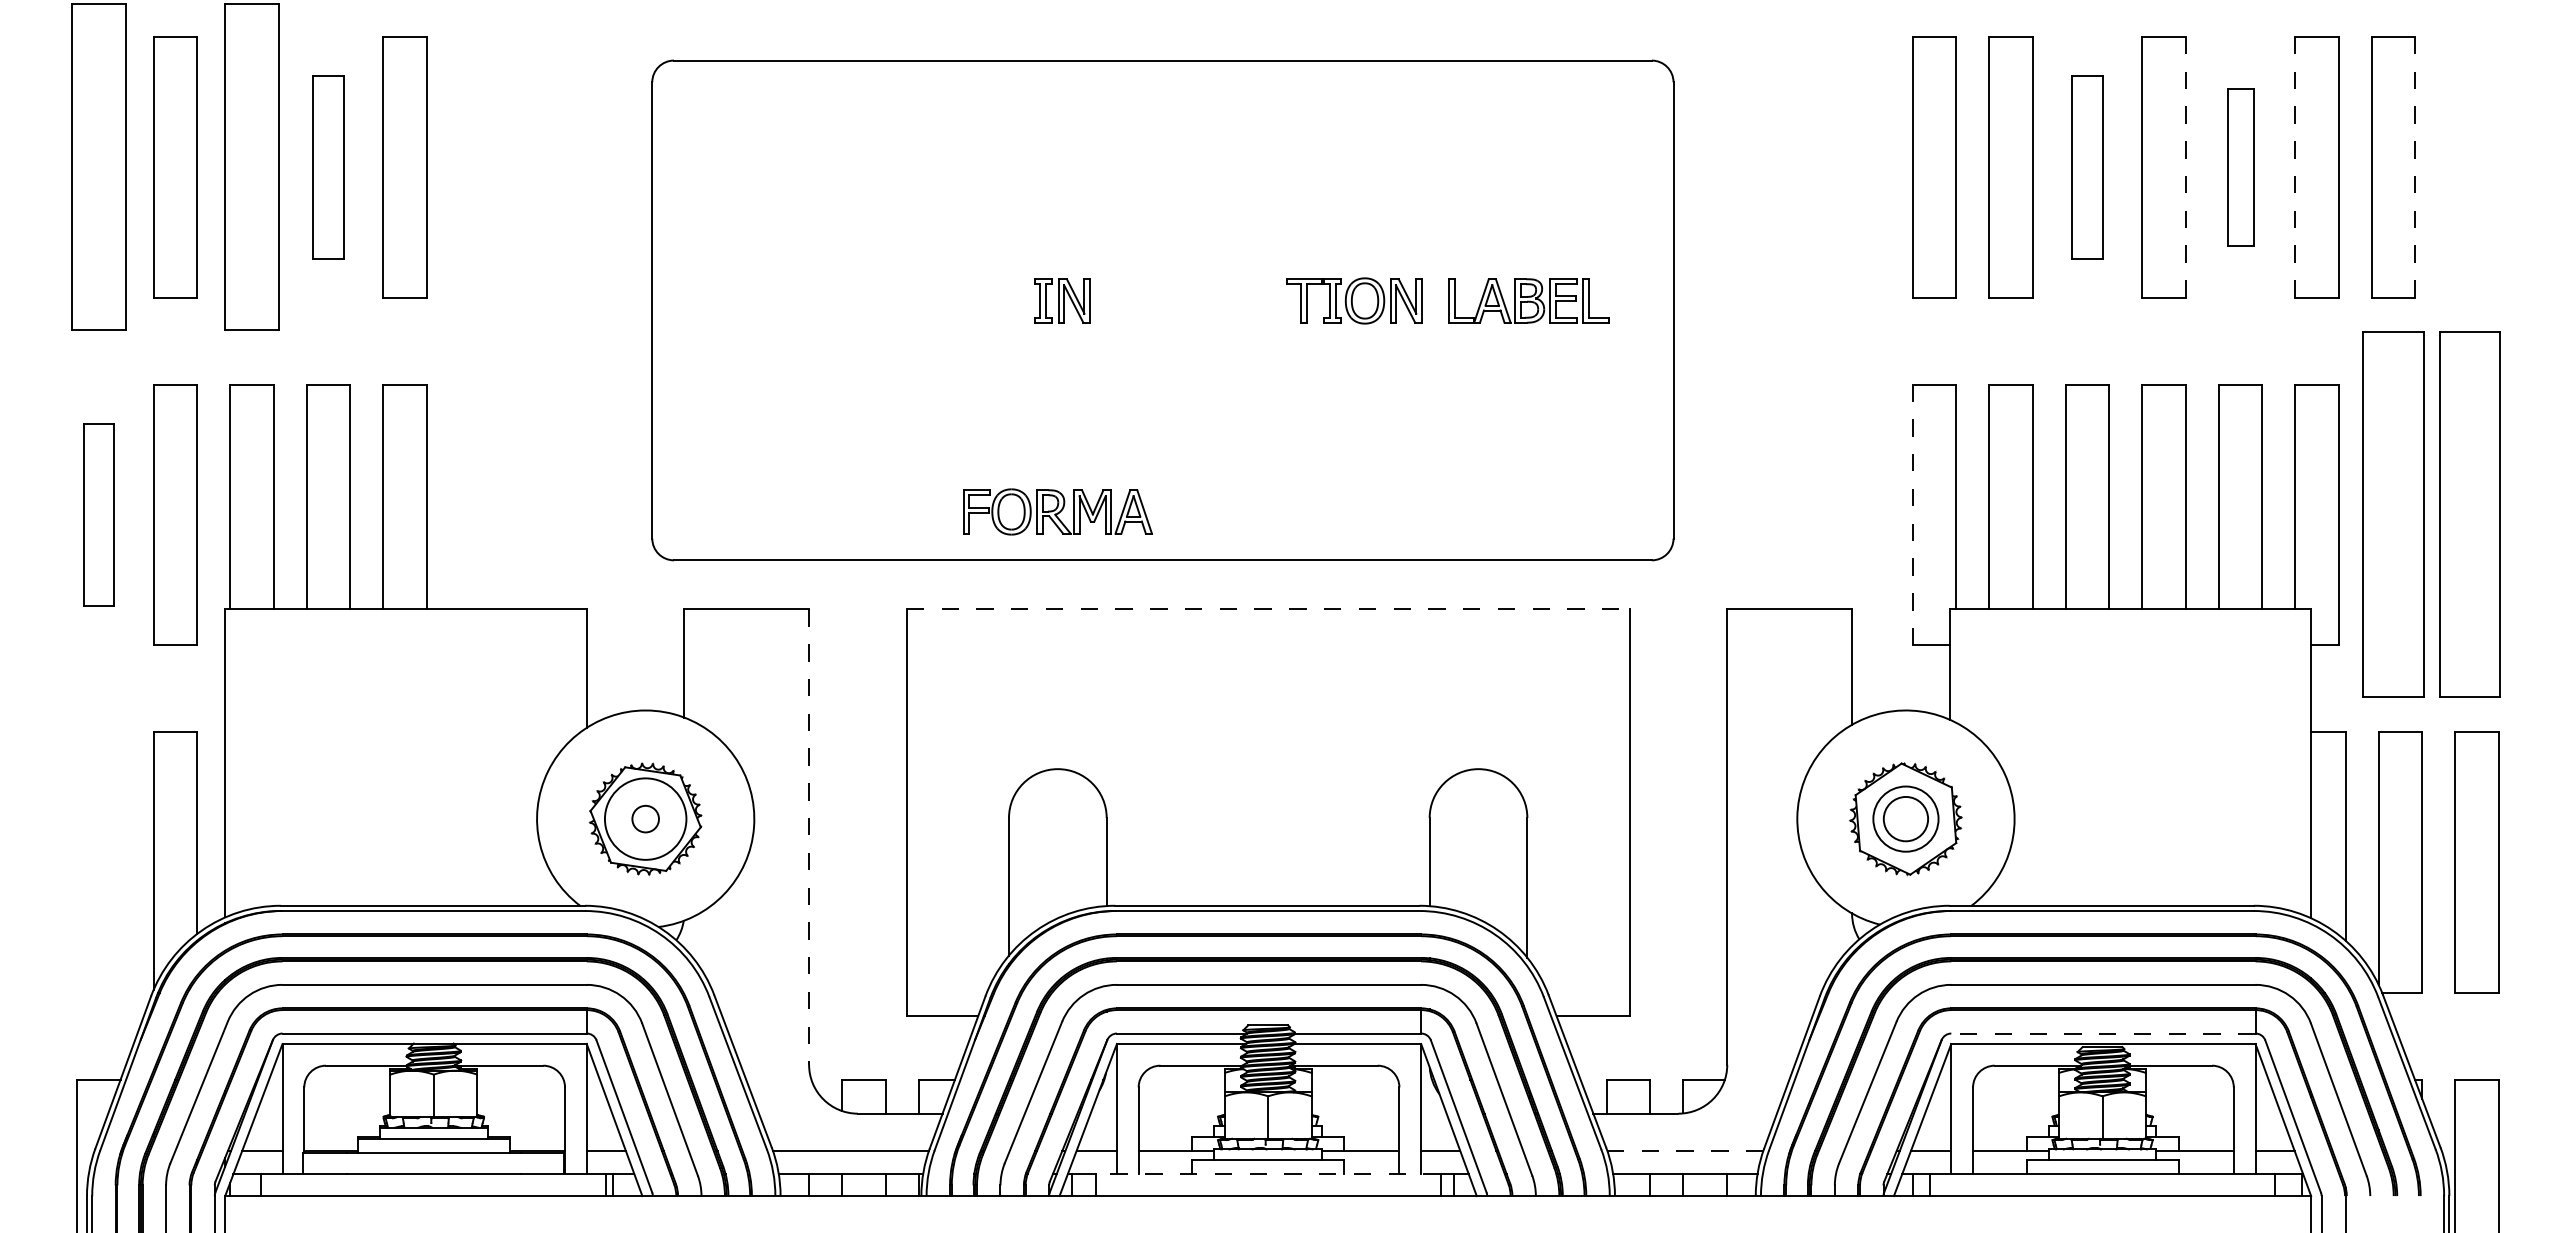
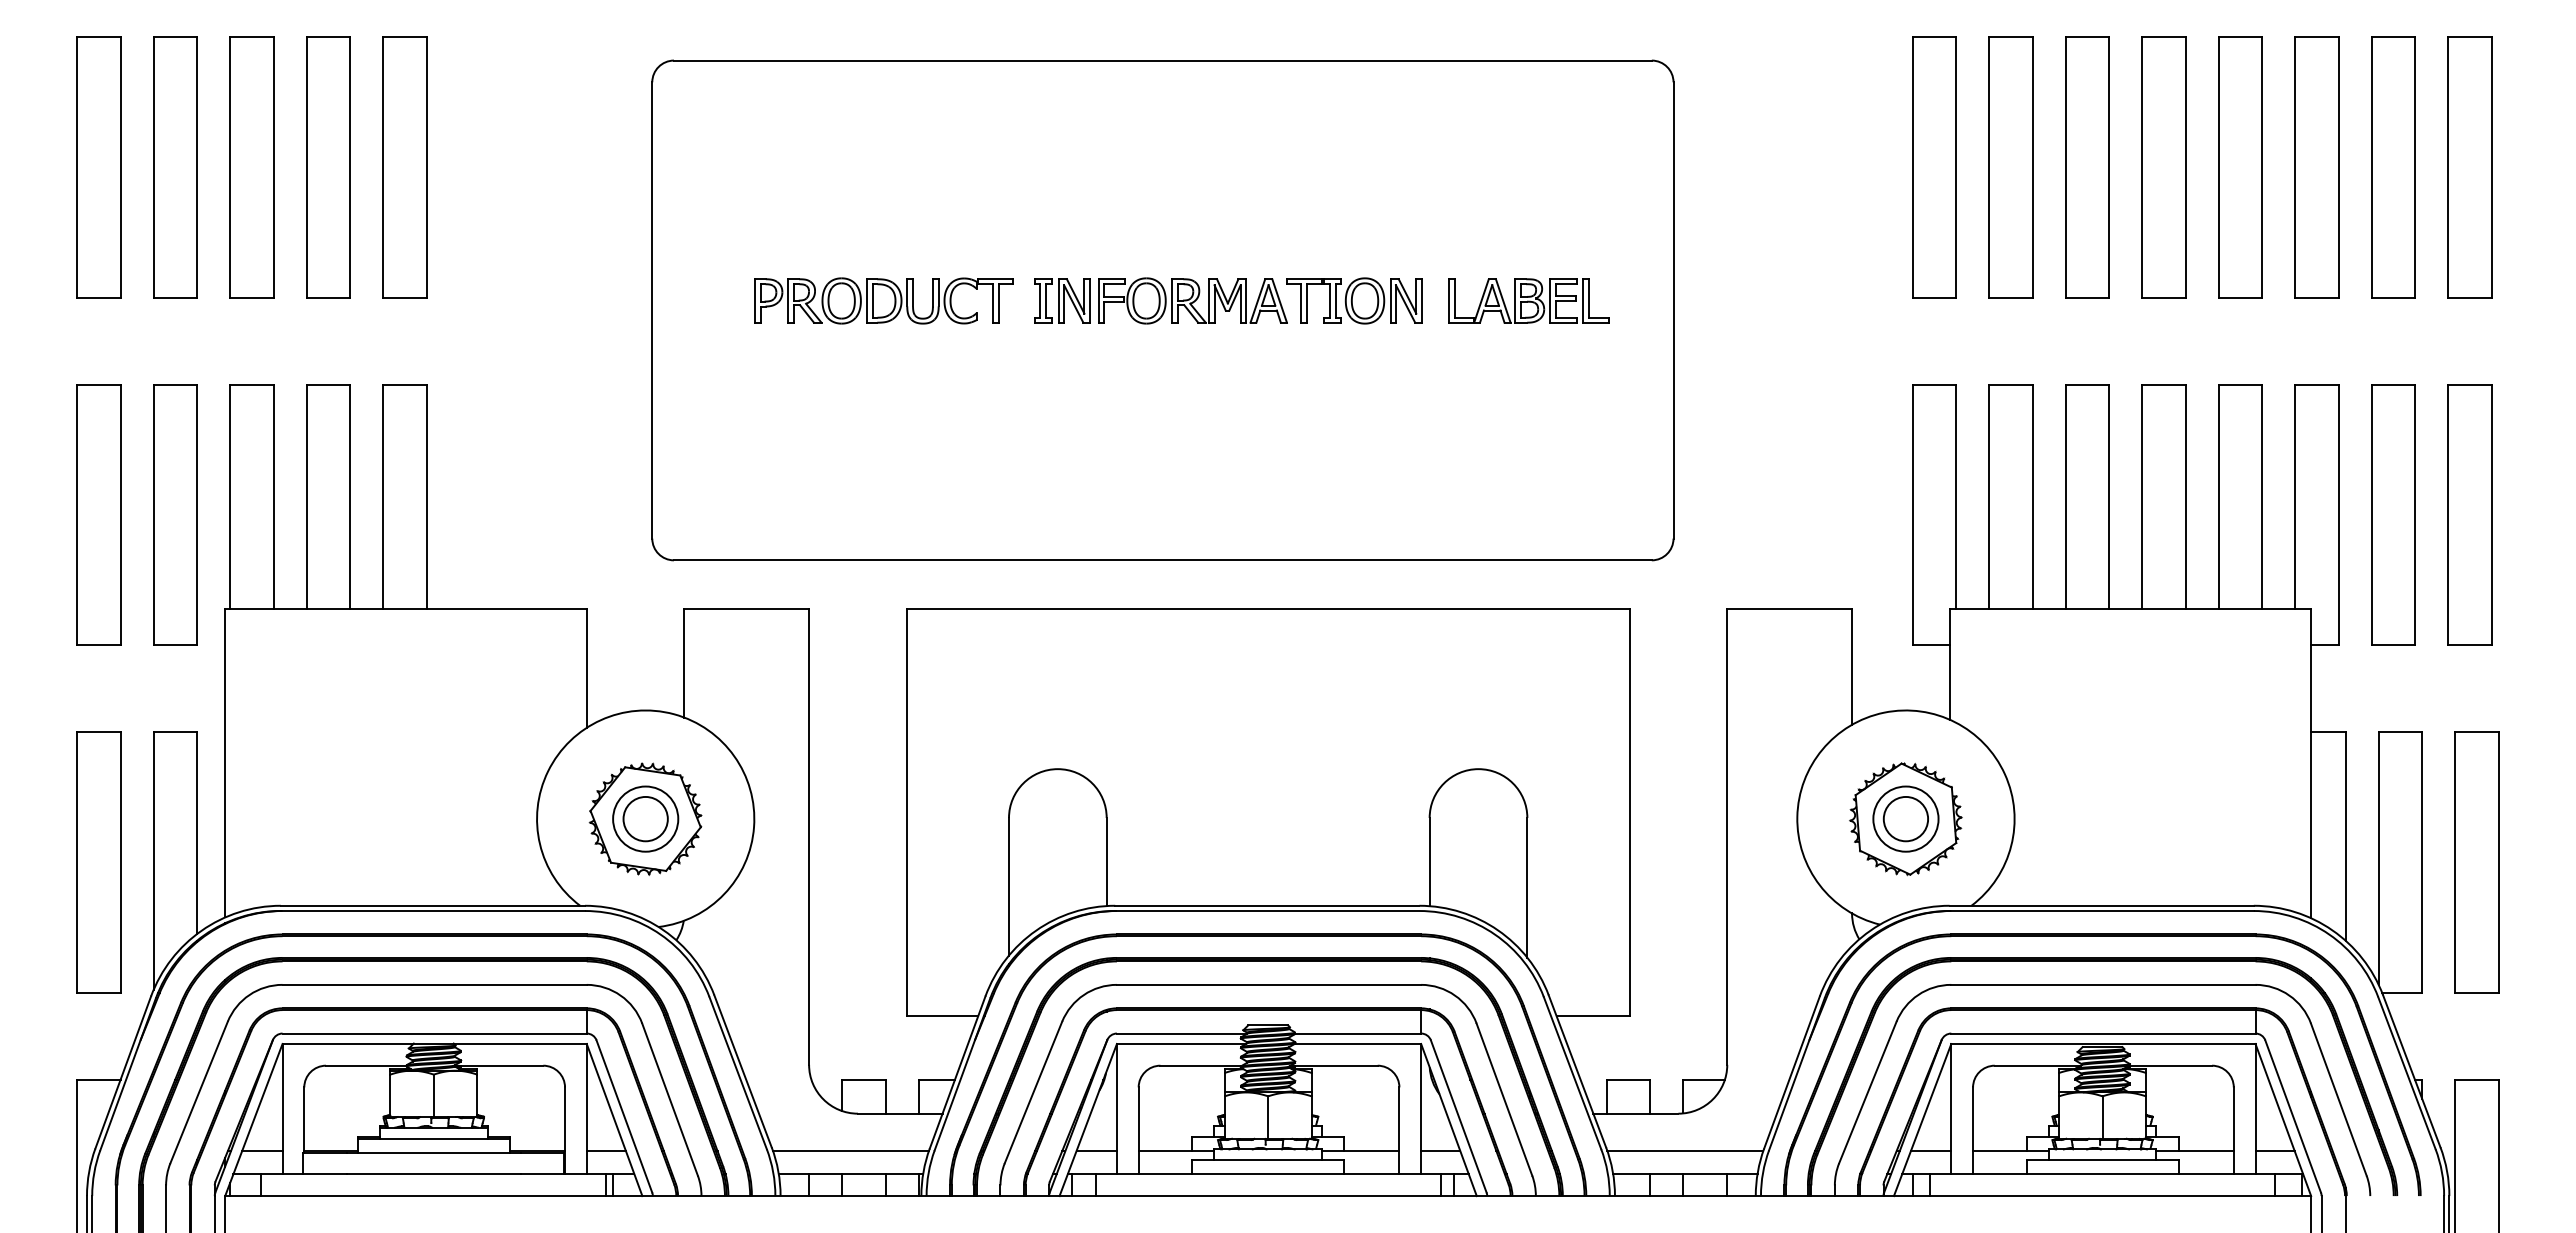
part size: 56x328 px -> 46x263 px (98, 167)
part size: 56x328 px -> 46x263 px (251, 167)
line: dashed -> solid (2295, 166)
part size: 33x185 px -> 45x263 px (328, 167)
part size: 33x185 px -> 45x263 px (2087, 167)
line: dashed -> solid (2185, 167)
part size: 28x159 px -> 45x263 px (2240, 167)
line: dashed -> solid (2415, 167)
part: none -> present (2469, 167)
part: none -> present (883, 300)
part position: (1057, 511) -> (1192, 300) (1192, 300)
part size: 32x184 px -> 46x262 px (98, 514)
line: dashed -> solid (1912, 514)
part size: 63x367 px -> 45x262 px (2393, 514)
part size: 62x367 px -> 46x262 px (2469, 514)
line: dashed -> solid (1268, 609)
circle diameter: 27 px -> 44 px (645, 818)
circle diameter: 81 px -> 65 px (645, 818)
line: dashed -> solid (809, 837)
part: none -> present (98, 862)
line: dashed -> solid (2102, 1033)
line: dashed -> solid (1685, 1150)
line: dashed -> solid (1268, 1174)
